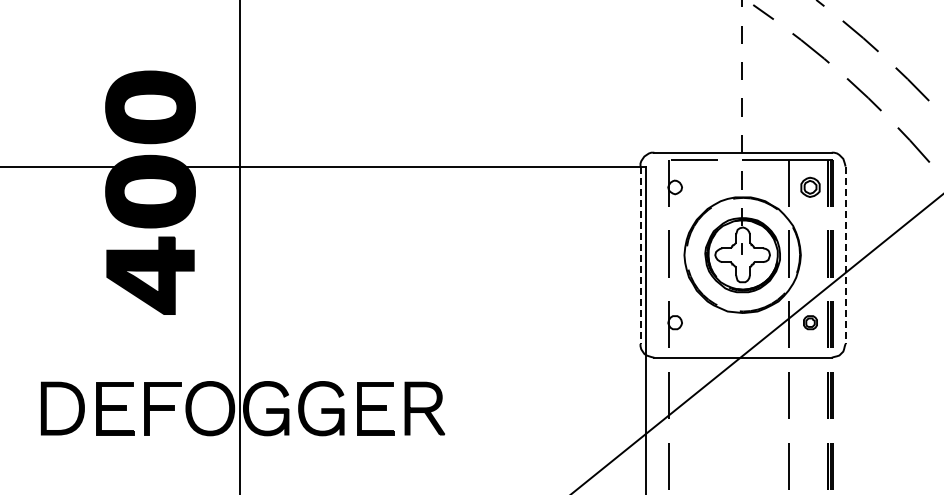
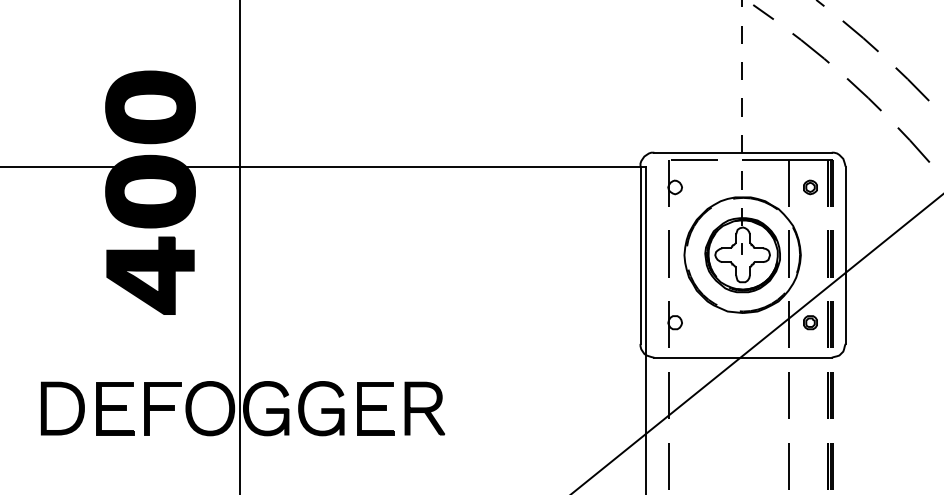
part size: 21x22 px -> 15x17 px (810, 187)
line: dashed -> solid (640, 255)
line: dashed -> solid (845, 255)
